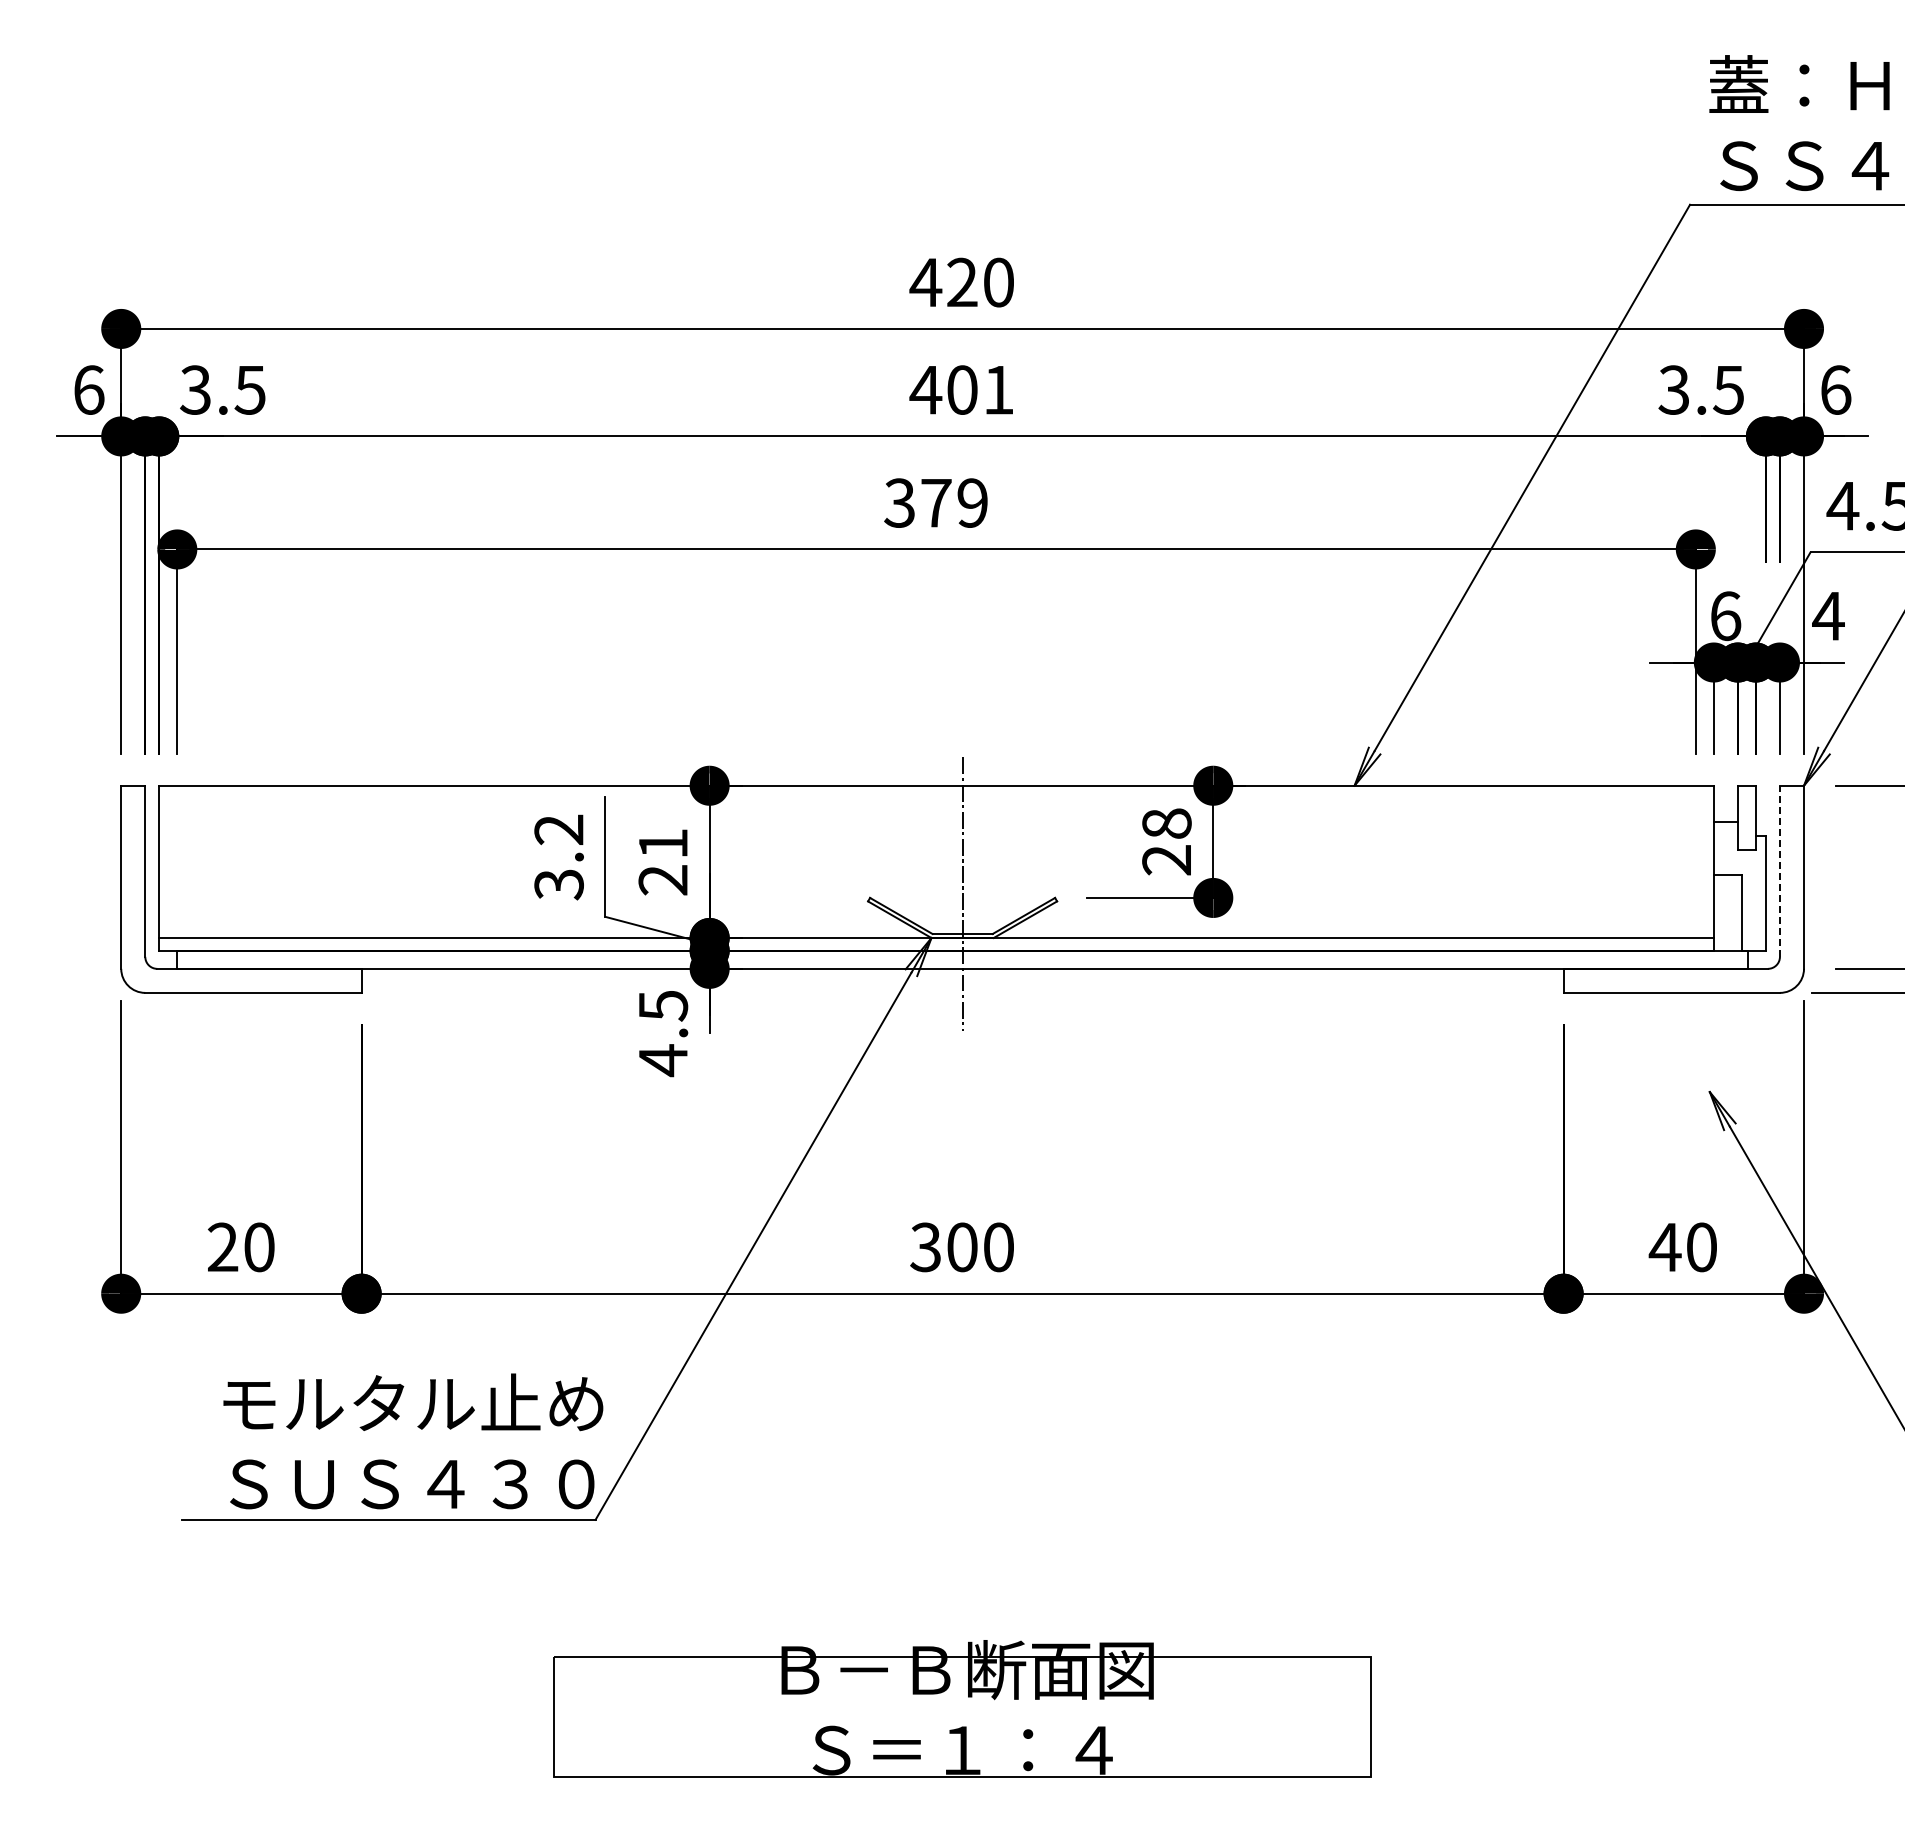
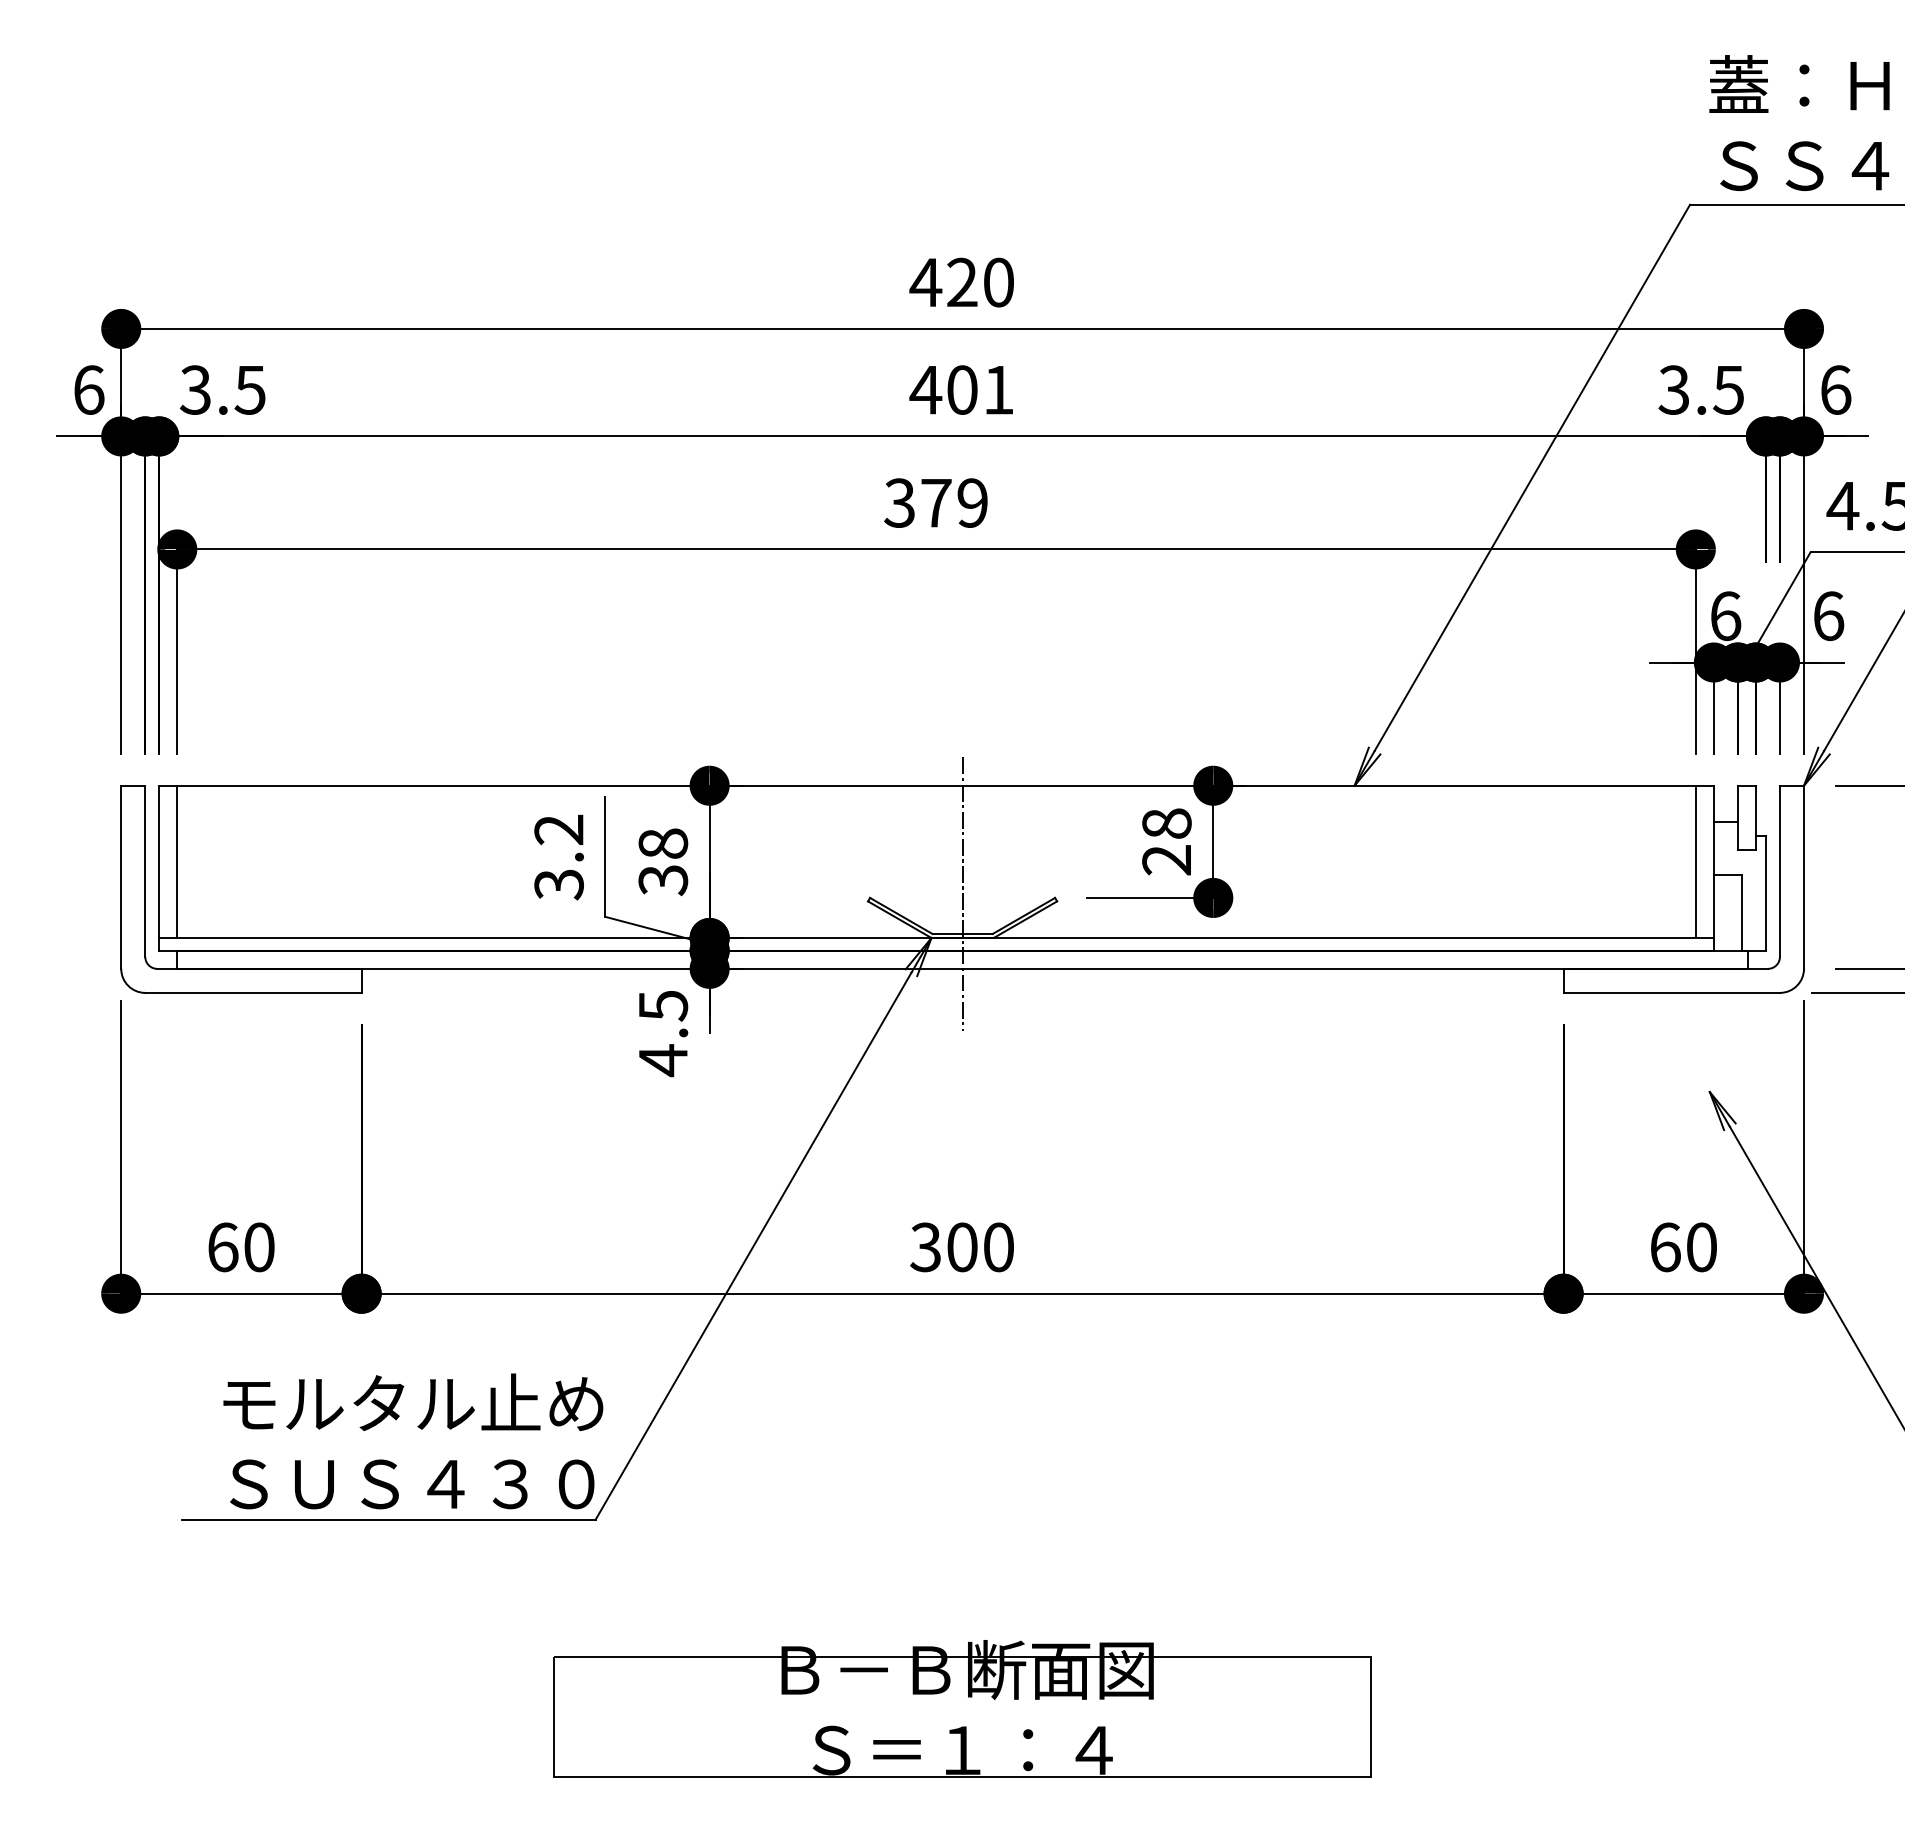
text: 4 -> 6 (1828, 616)
line: none -> present (177, 861)
line: none -> present (1695, 861)
text: 21 -> 38 (663, 862)
line: dashed -> solid (1779, 871)
text: 20 -> 60 (222, 1247)
text: 40 -> 60 (1664, 1247)
